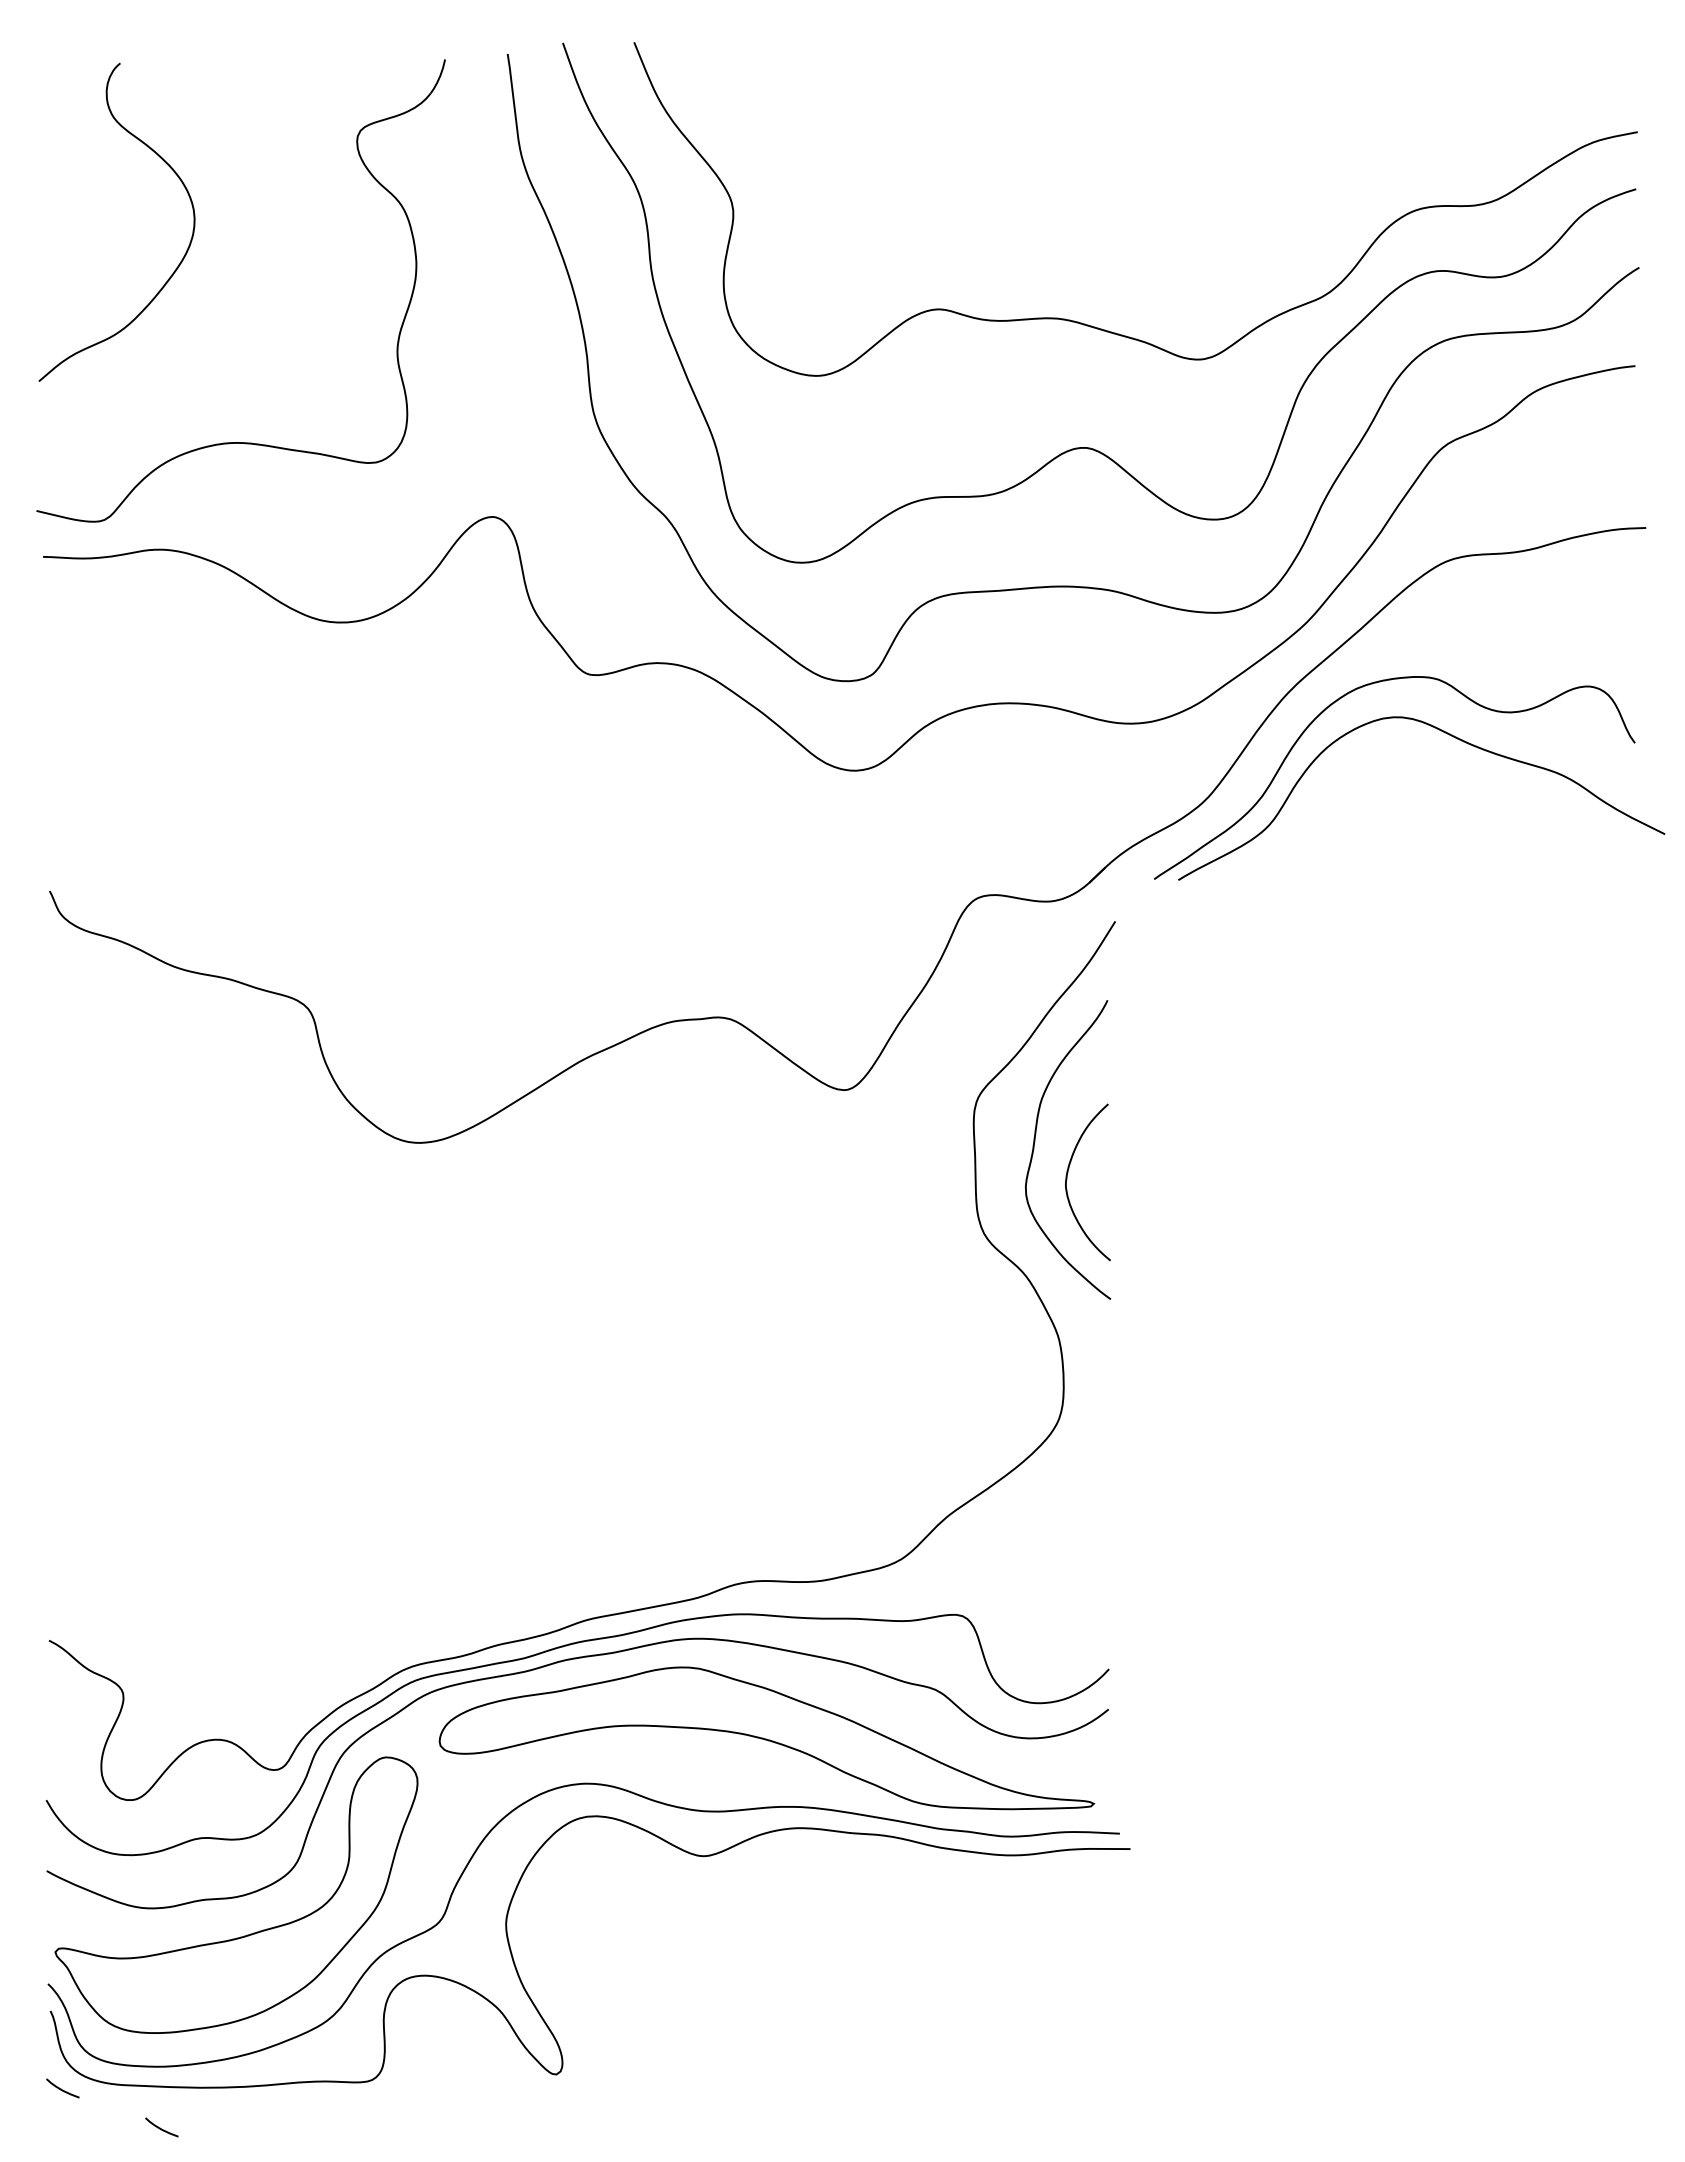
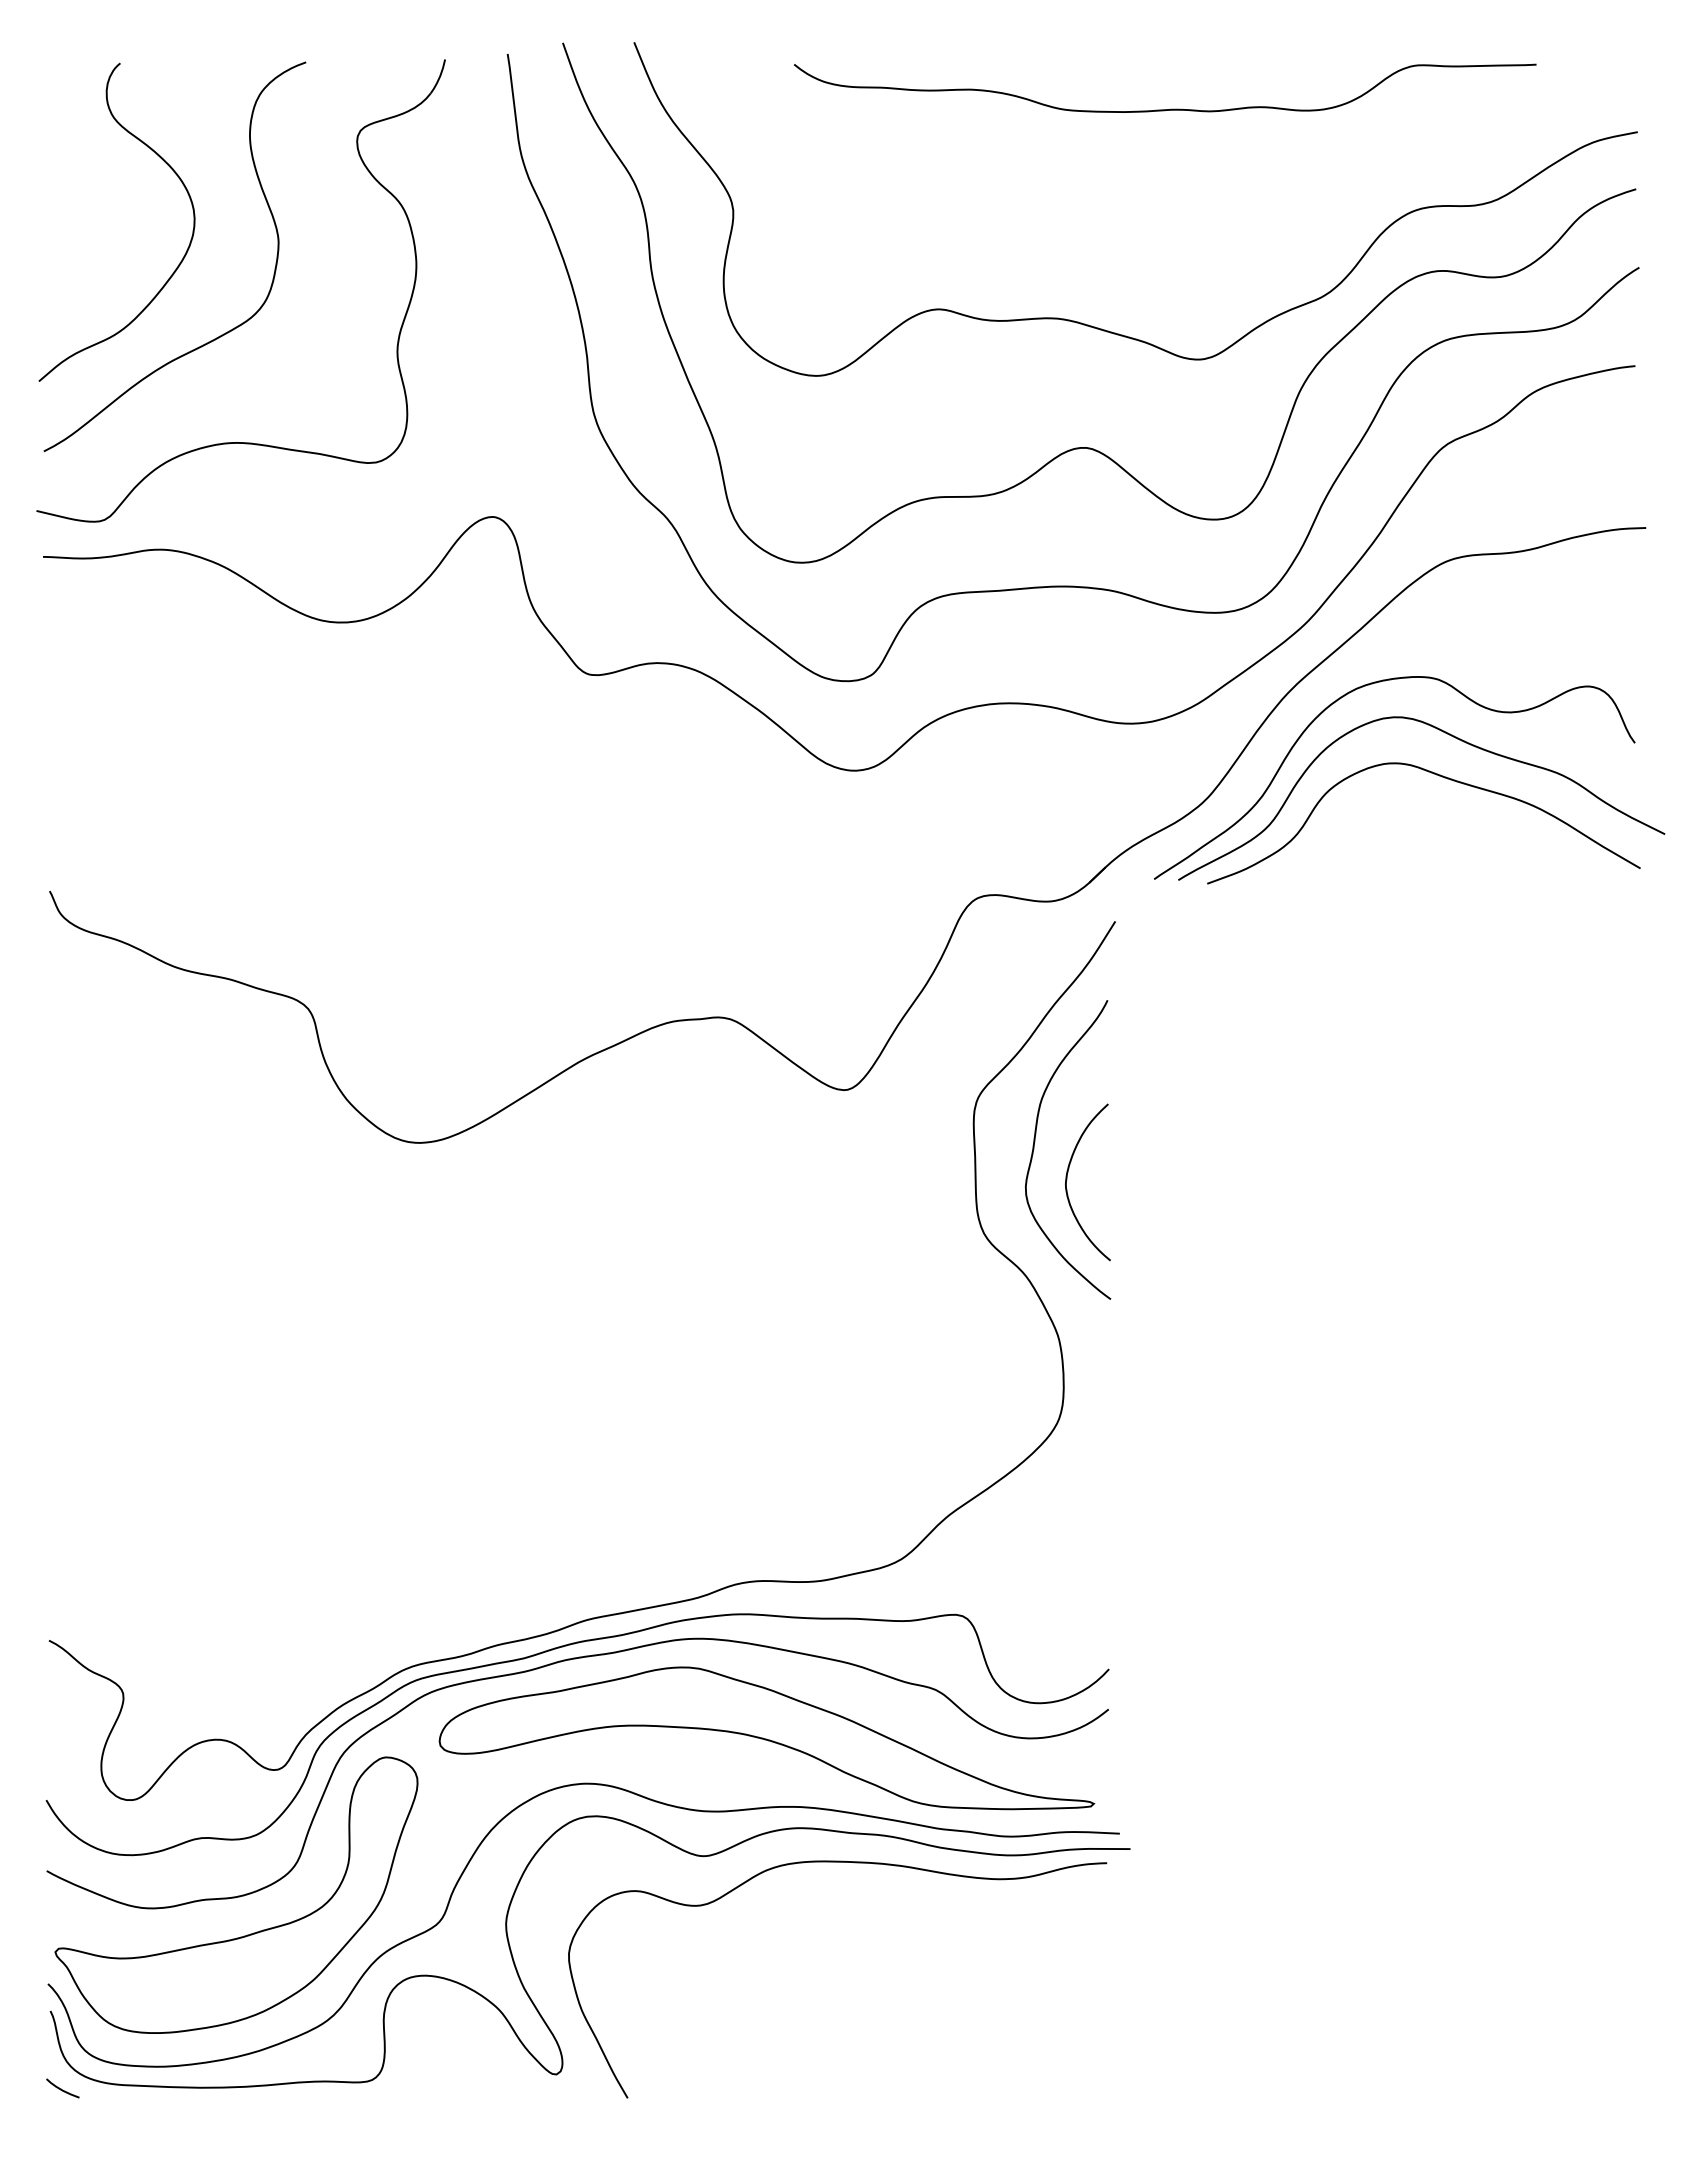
curve: none -> present (1170, 108)
curve: none -> present (221, 334)
curve: none -> present (1439, 776)
curve: none -> present (837, 1862)
curve: present -> none (160, 2127)
